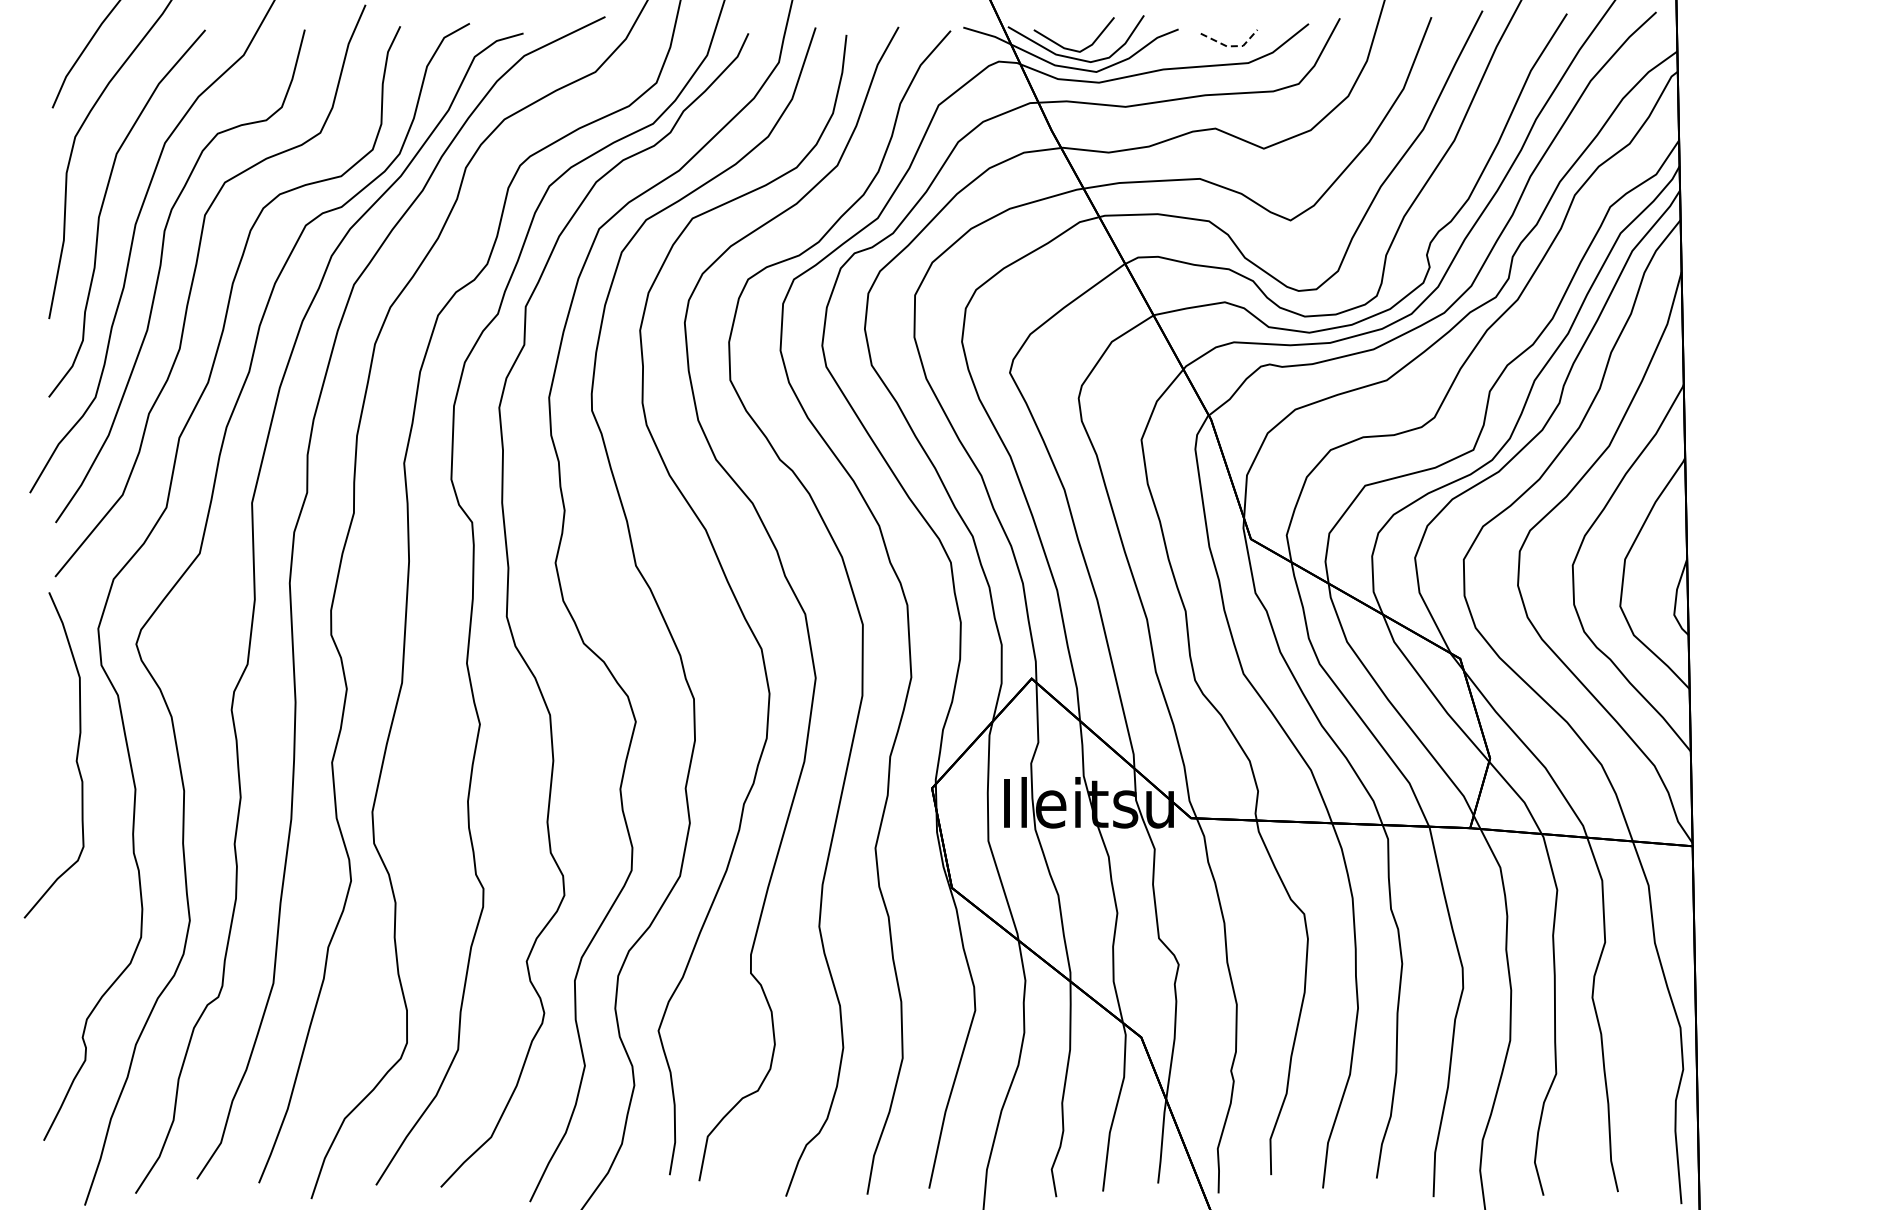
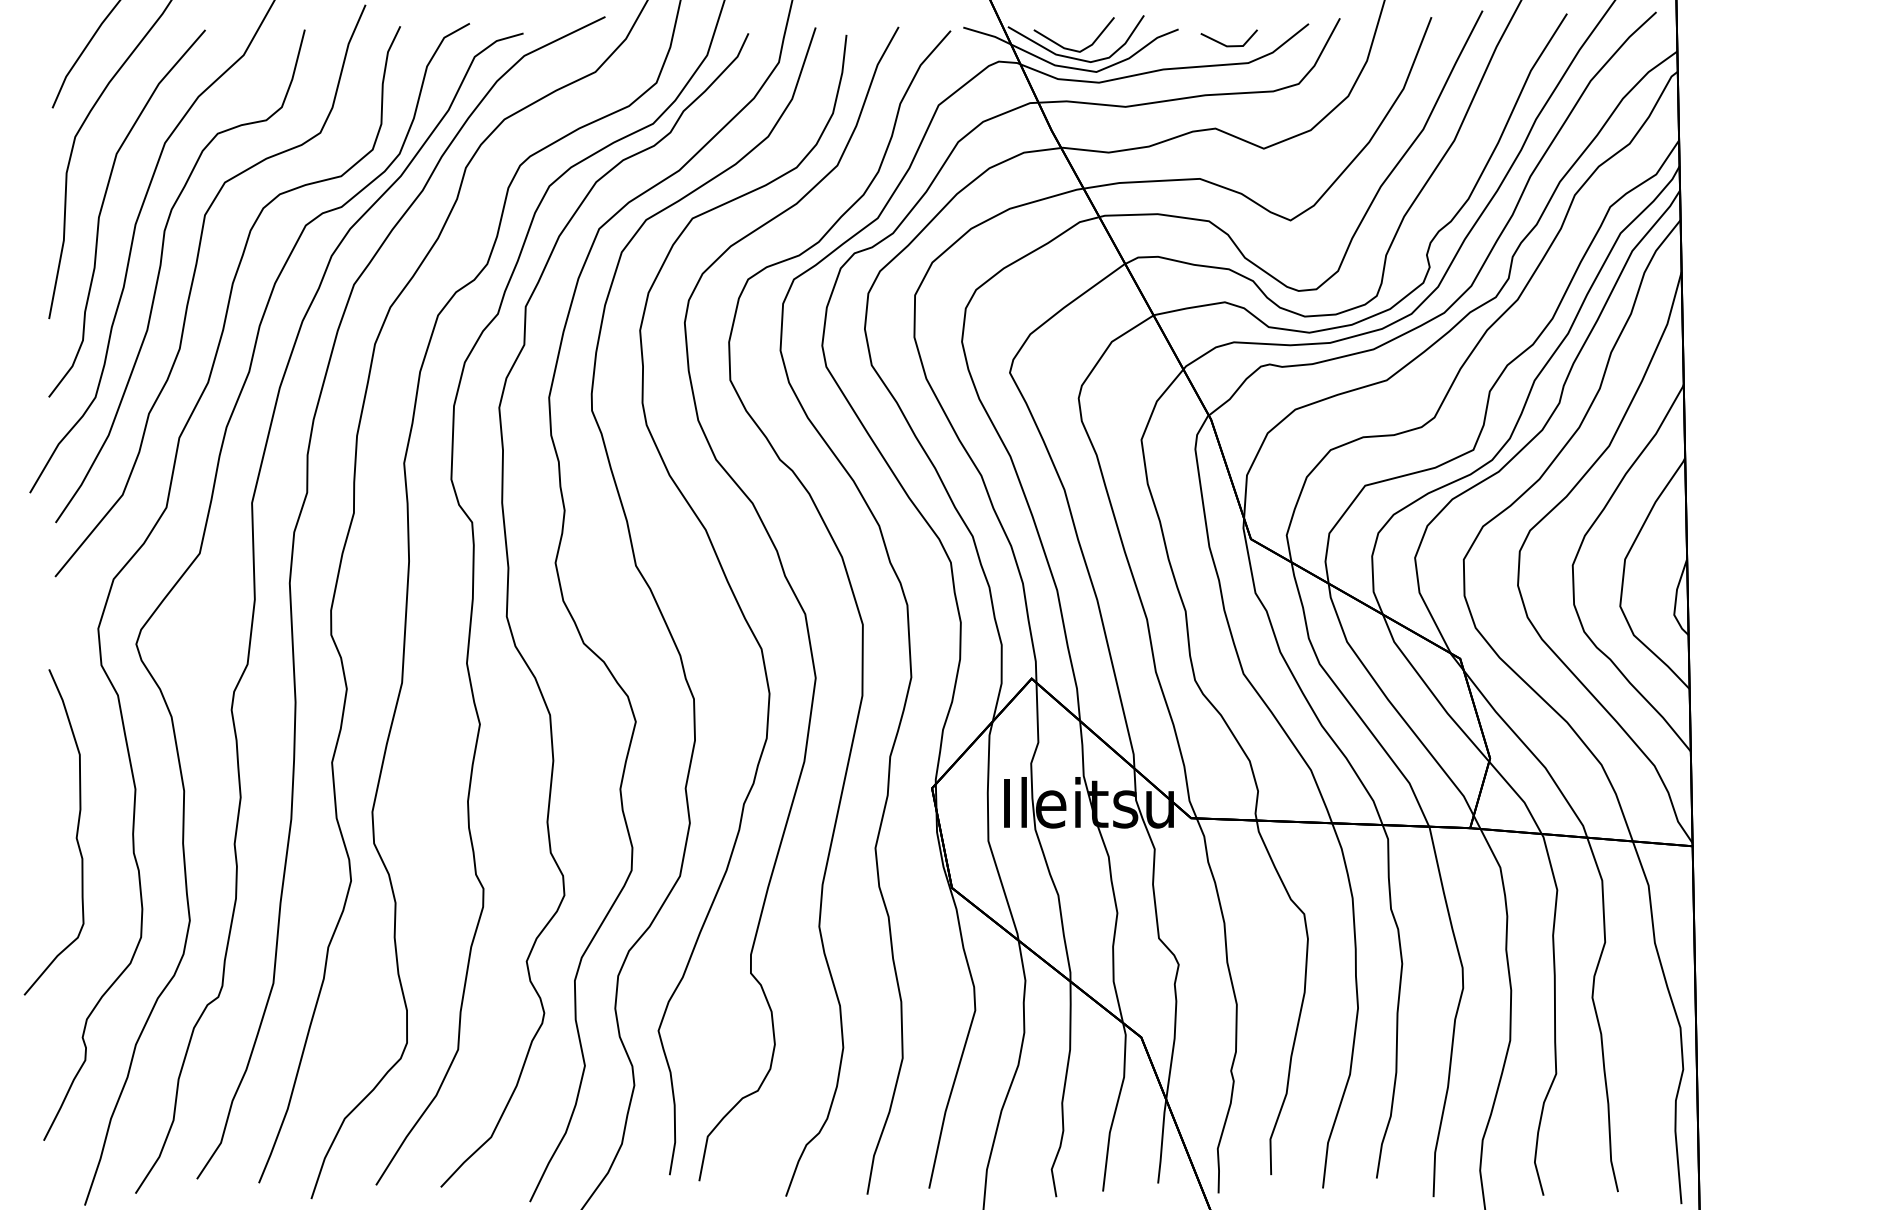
line: dashed -> solid (1231, 46)
curve position: (75, 760) -> (75, 837) (75, 837)
